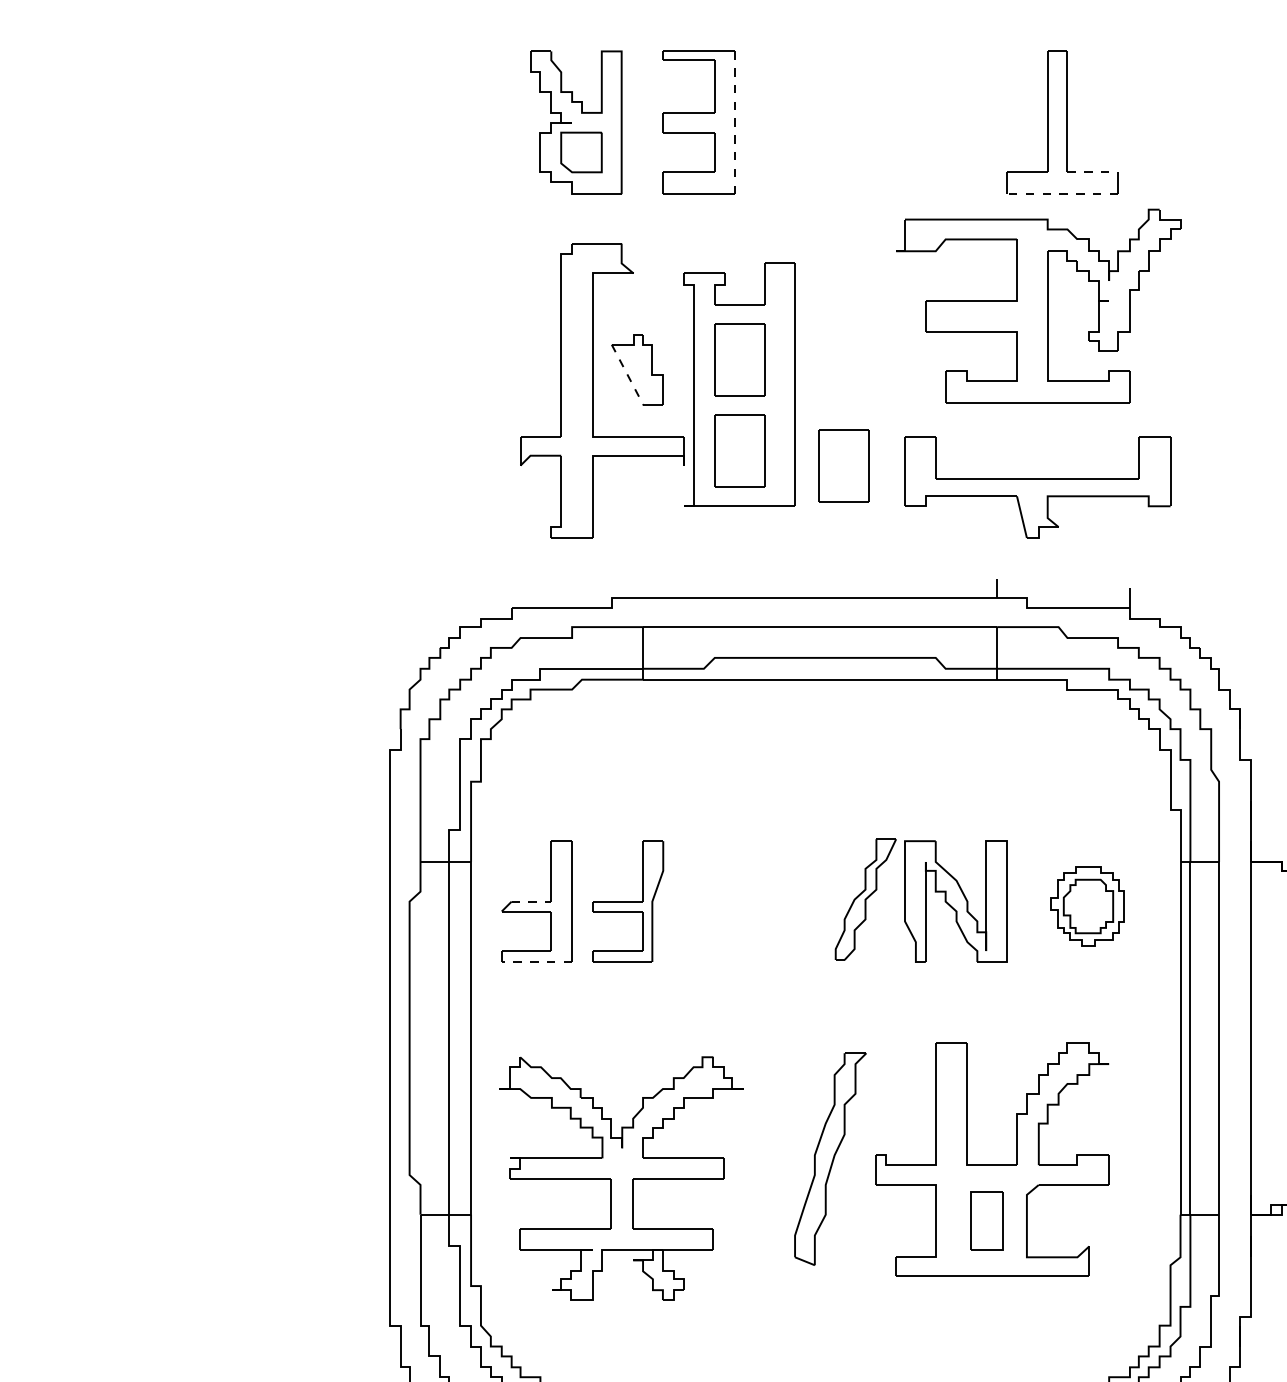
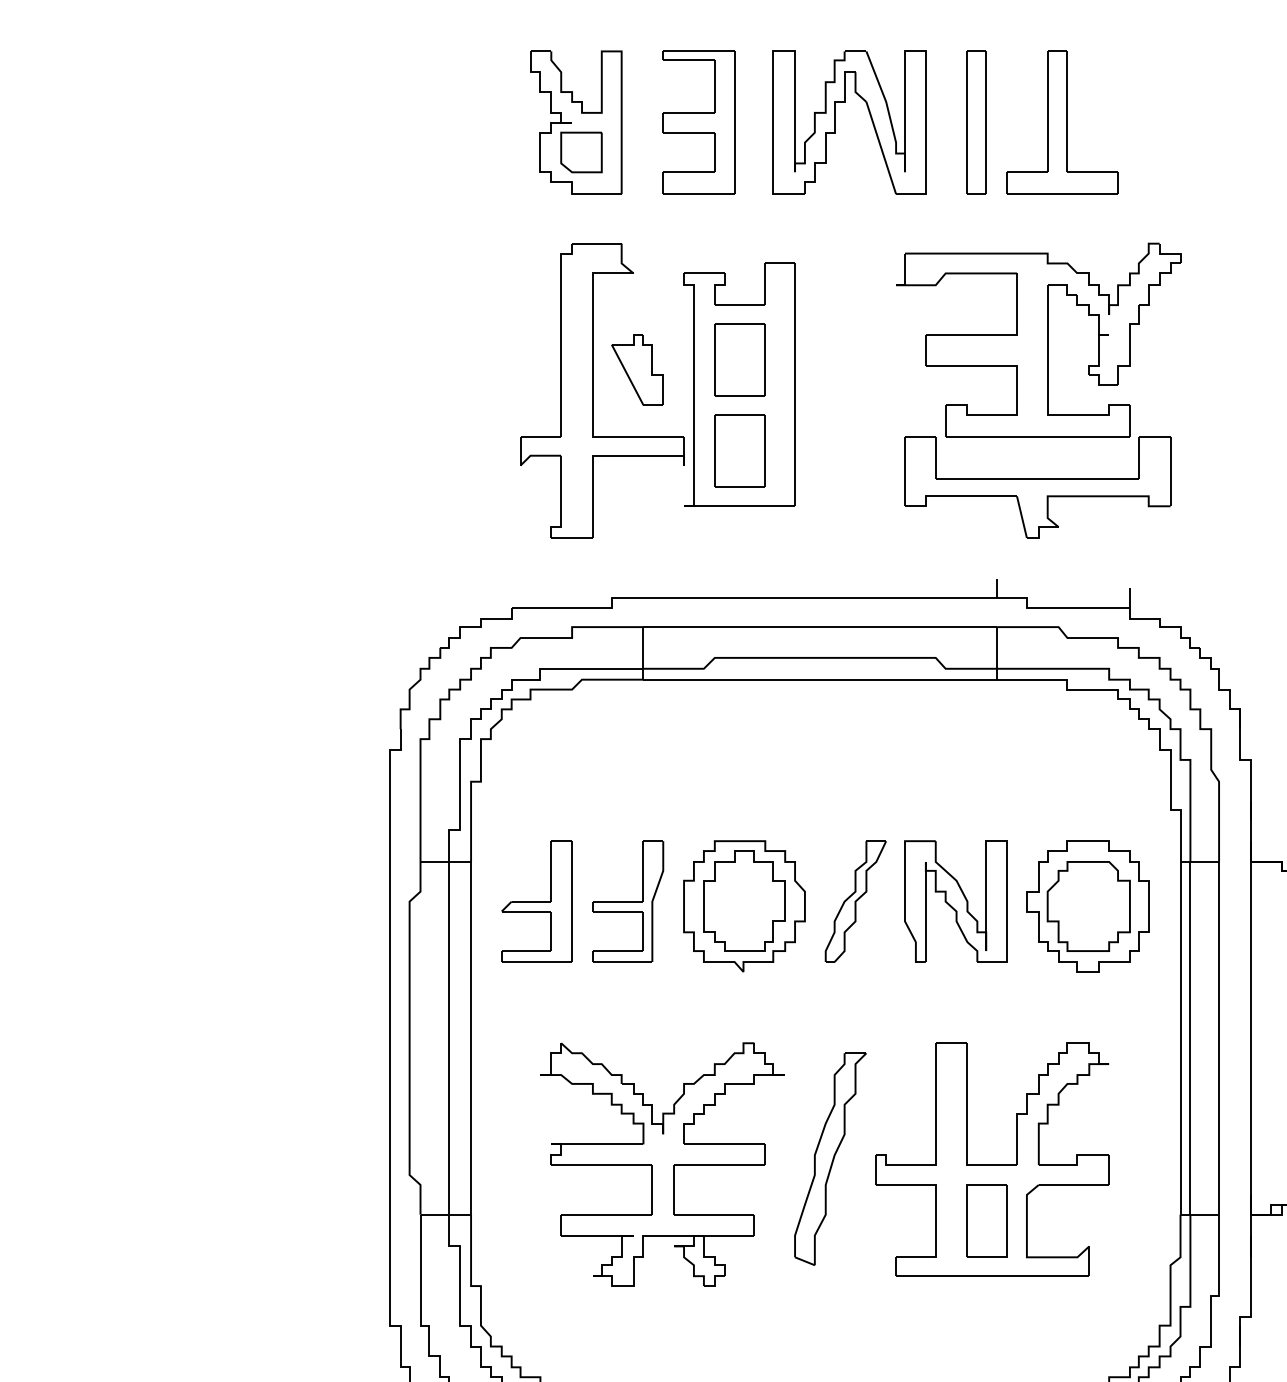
part: none -> present (835, 122)
part: none -> present (976, 122)
line: dashed -> solid (734, 123)
line: dashed -> solid (1093, 172)
line: dashed -> solid (1062, 194)
part position: (1038, 305) -> (1038, 339) (1038, 339)
line: dashed -> solid (627, 375)
part: present -> none (843, 465)
part position: (865, 899) -> (855, 901) (855, 901)
line: dashed -> solid (531, 901)
part: none -> present (744, 906)
part size: 75x81 px -> 124x133 px (1087, 906)
line: dashed -> solid (536, 962)
part position: (621, 1178) -> (662, 1164) (662, 1164)
part size: 34x60 px -> 42x74 px (986, 1220)
